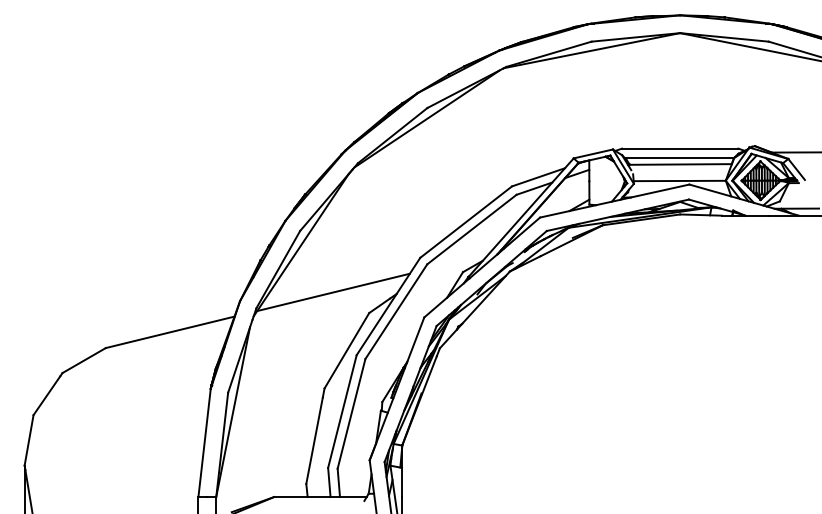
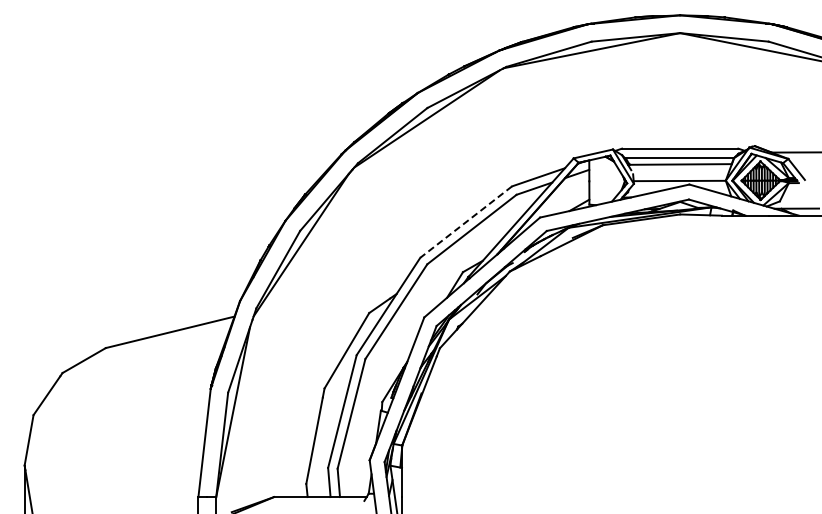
line: solid -> dashed (465, 222)
line: present -> none (333, 292)
